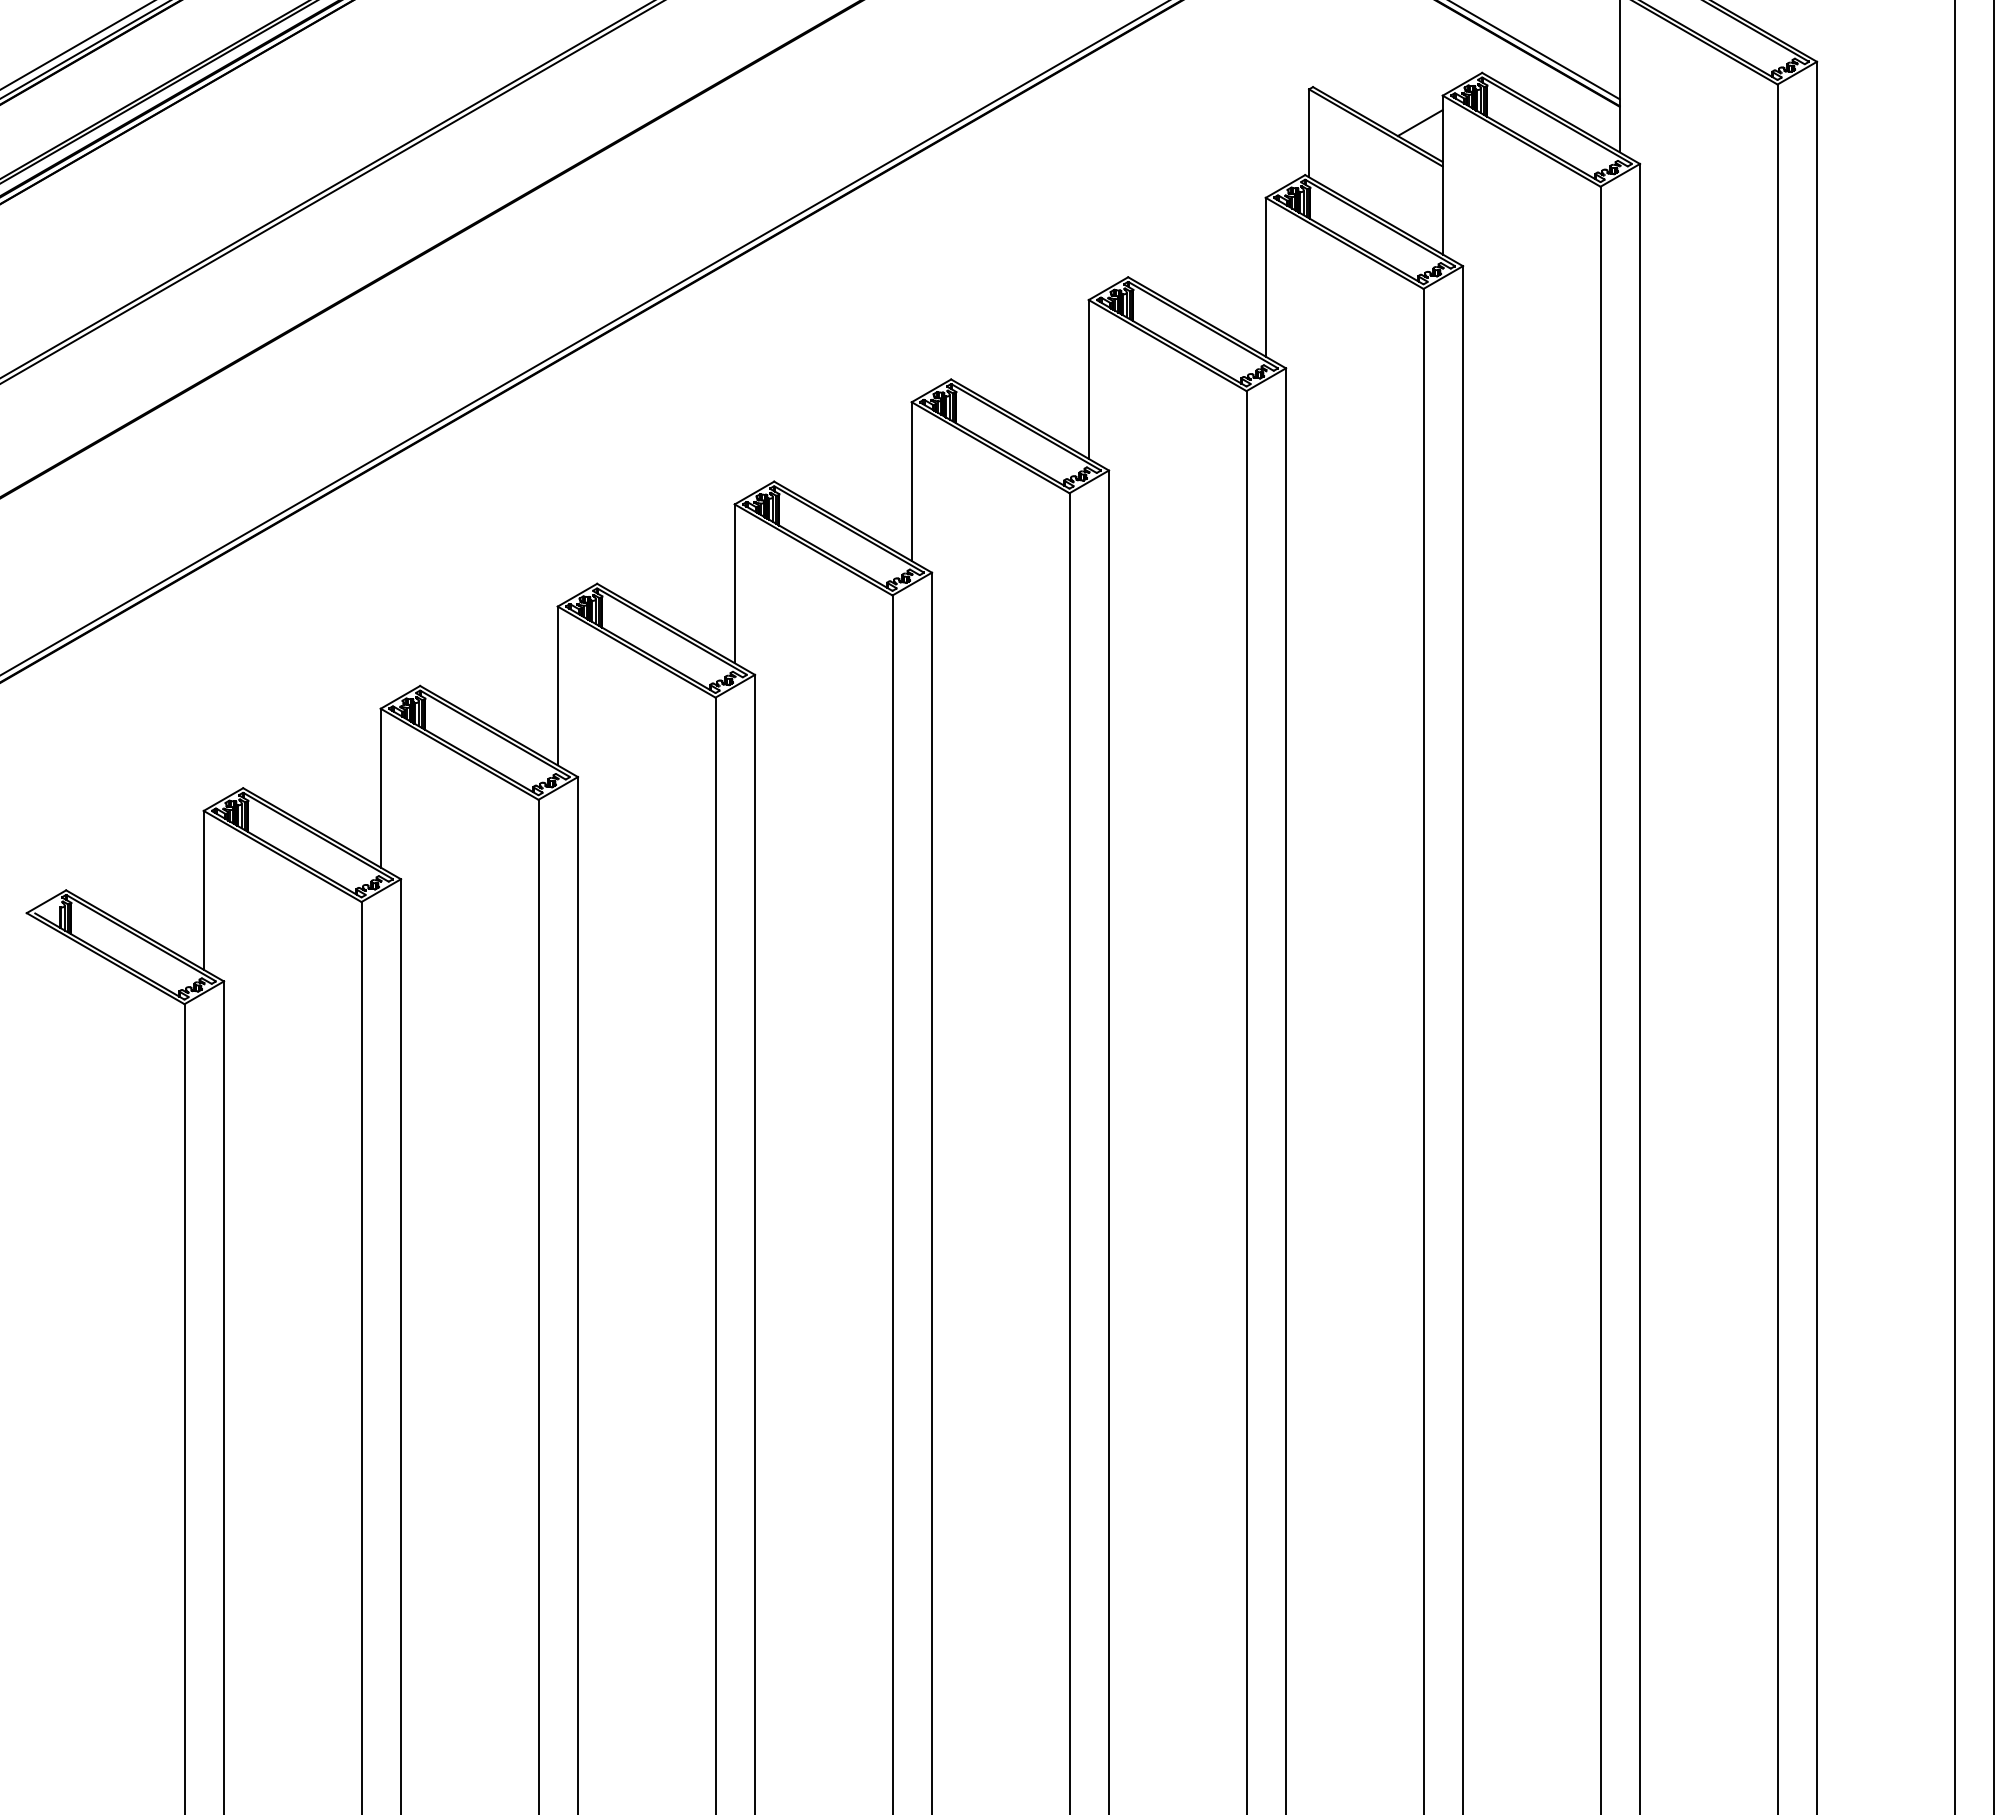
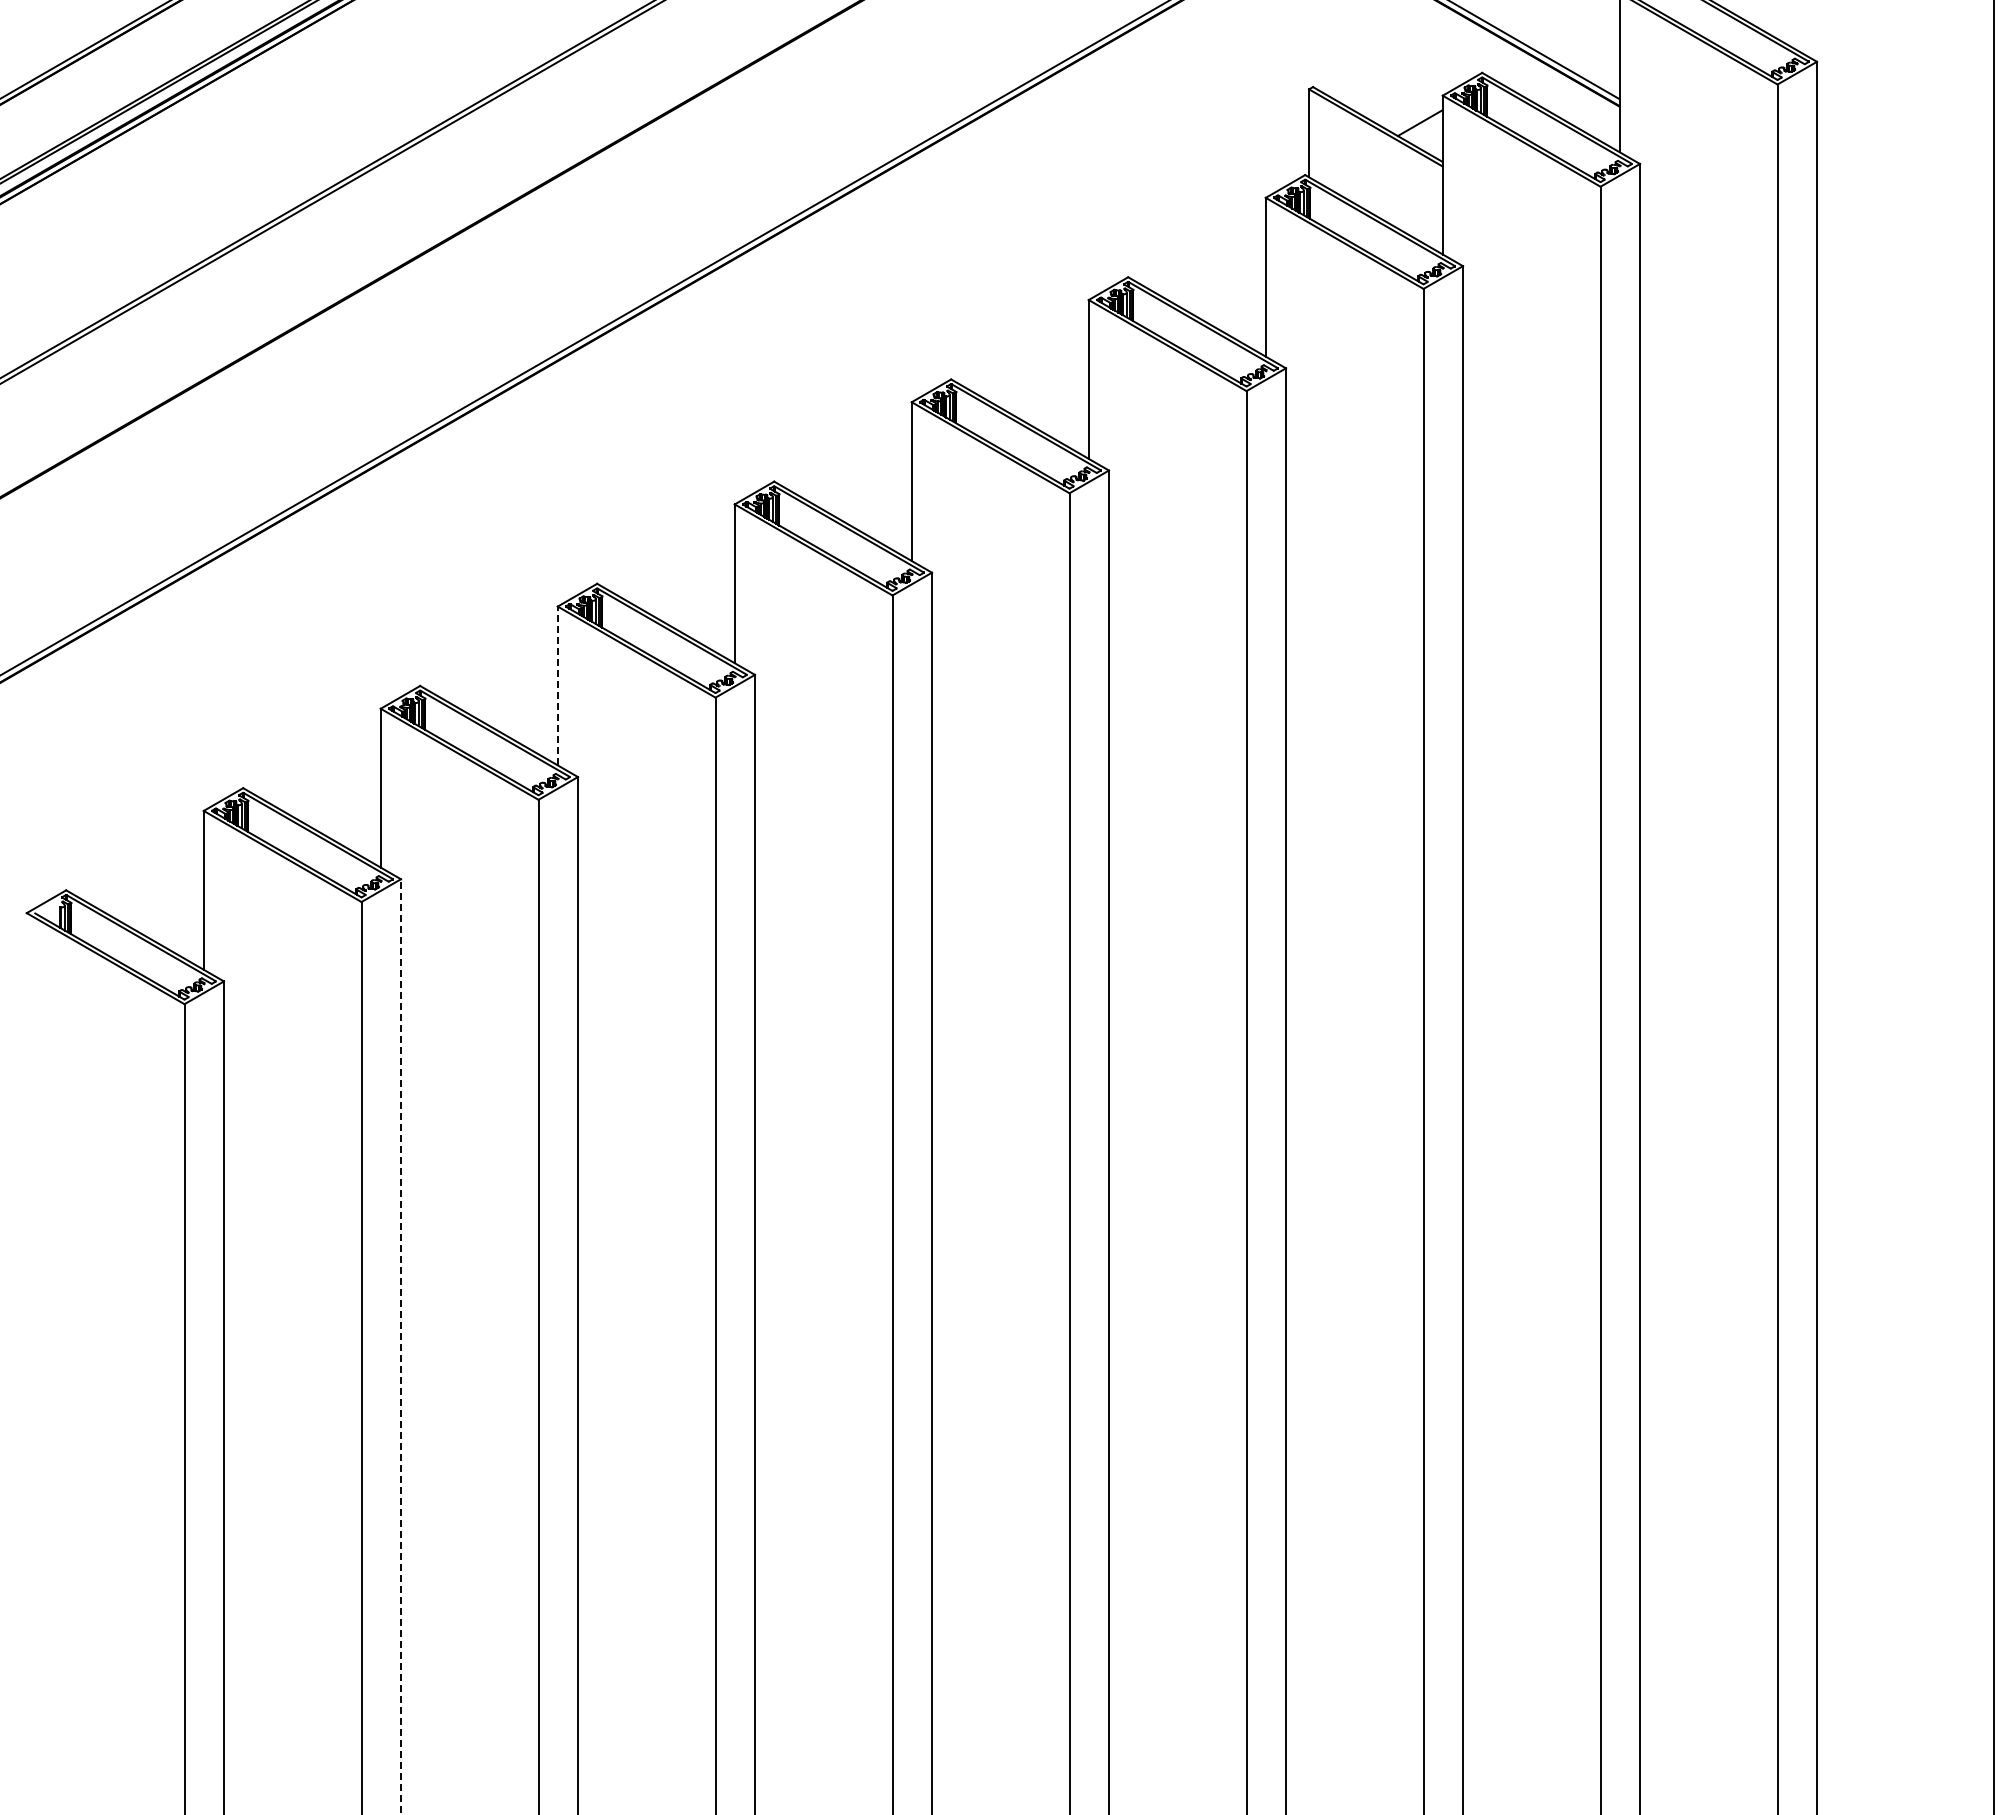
line: present -> none (76, 45)
line: solid -> dashed (557, 685)
line: present -> none (1954, 906)
line: solid -> dashed (401, 1346)
